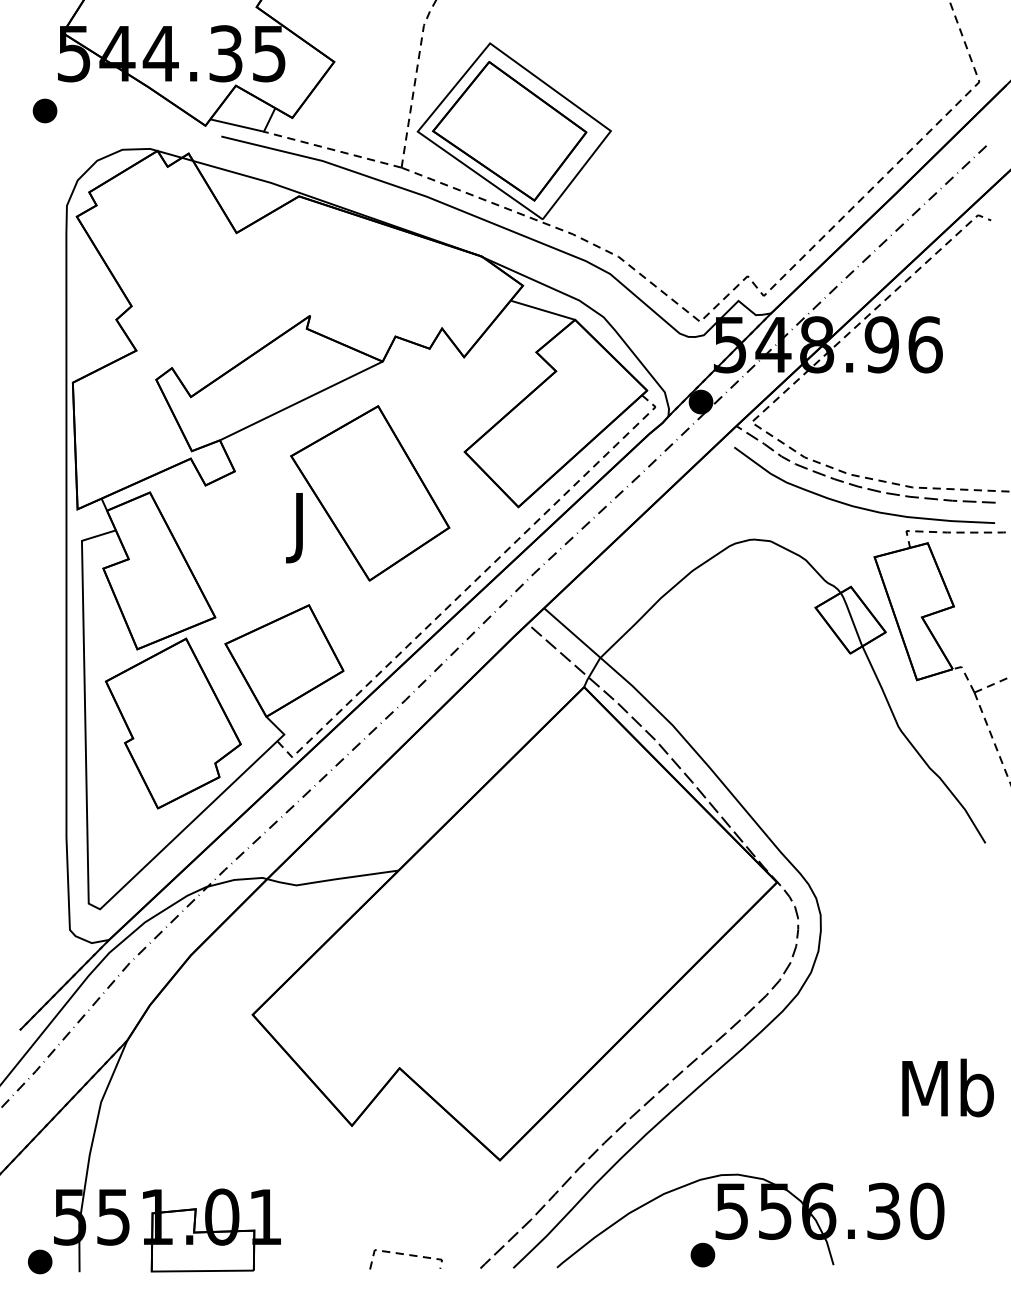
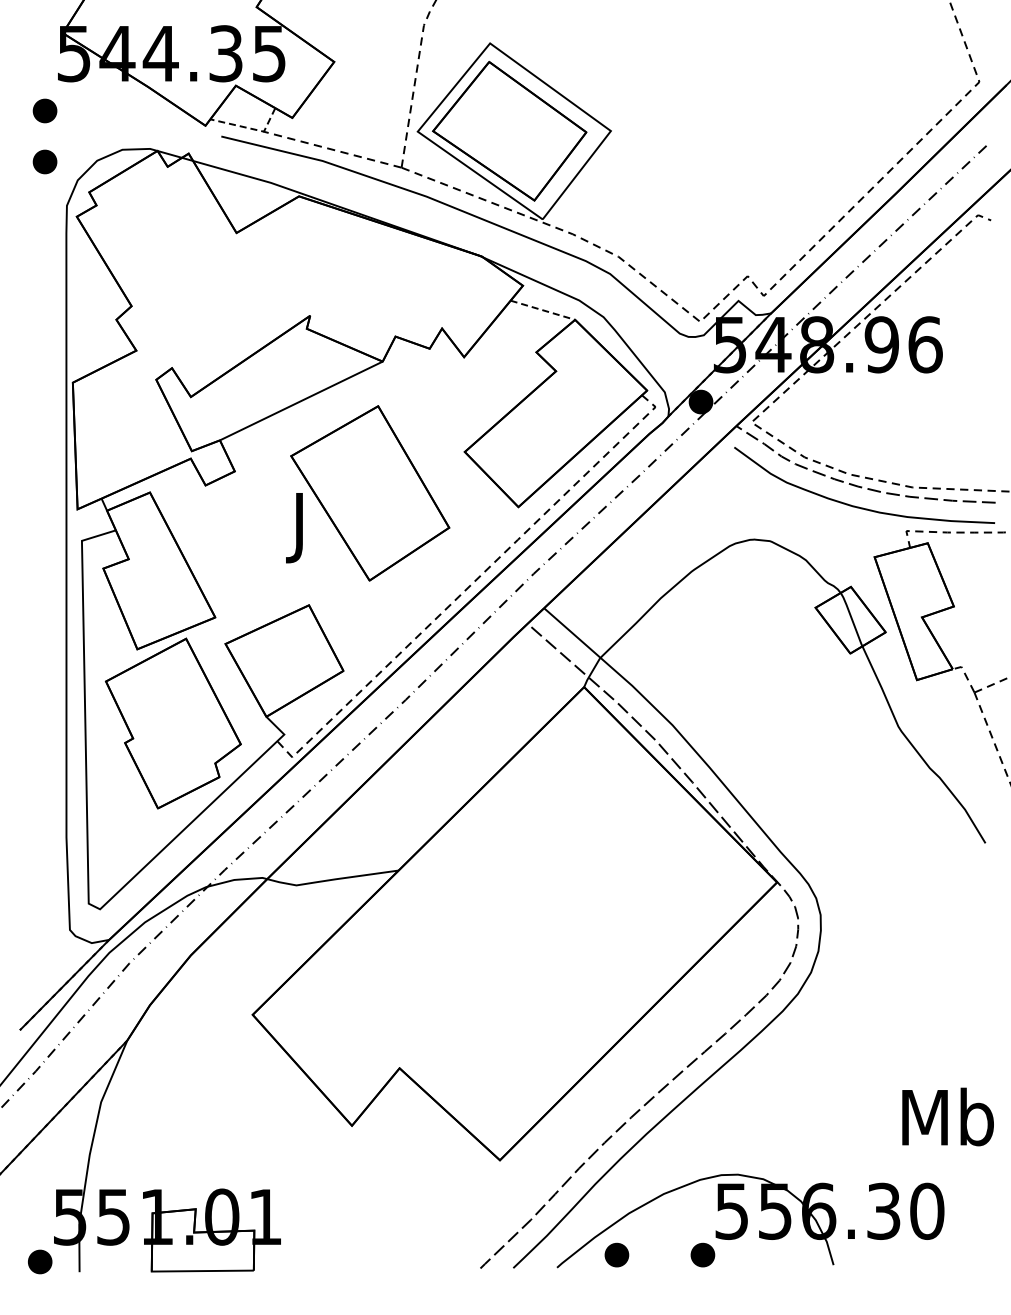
line: solid -> dashed (250, 128)
part: none -> present (44, 161)
line: solid -> dashed (542, 310)
text position: (947, 1087) -> (947, 1116) (947, 1116)
line: present -> none (403, 1254)
part: none -> present (616, 1254)
